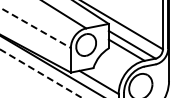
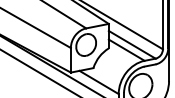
line: dashed -> solid (36, 28)
line: dashed -> solid (41, 73)
